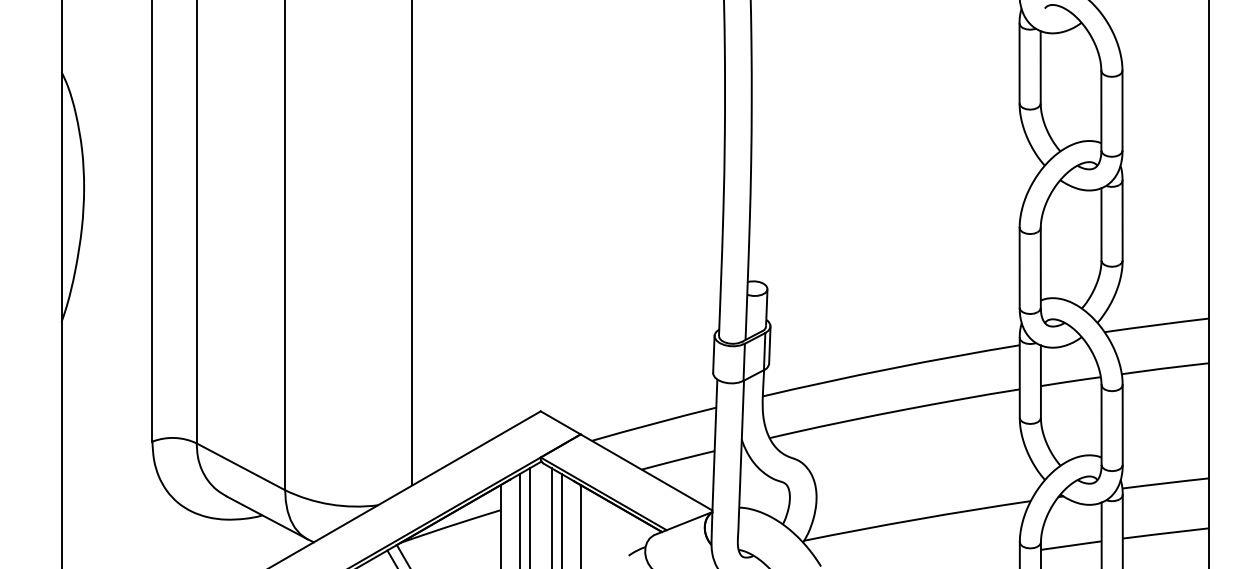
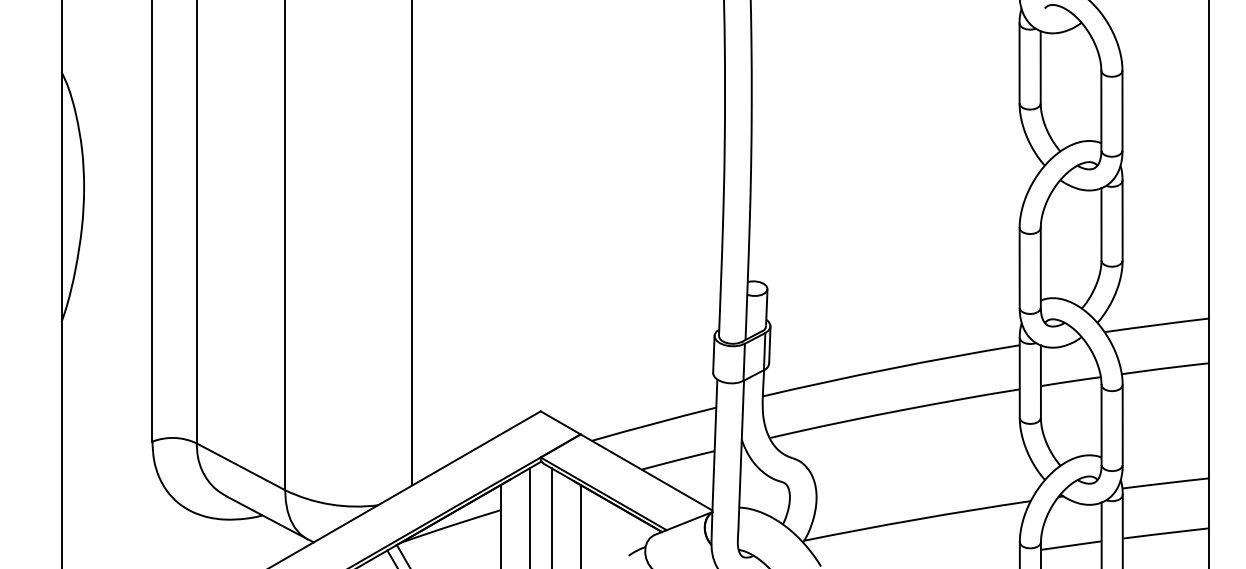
line: present -> none (519, 519)
line: present -> none (561, 519)
